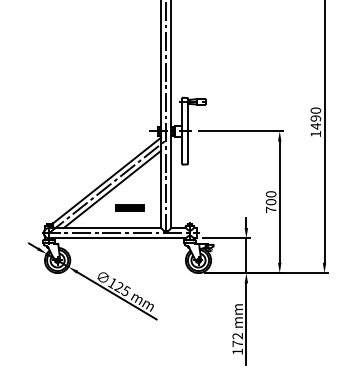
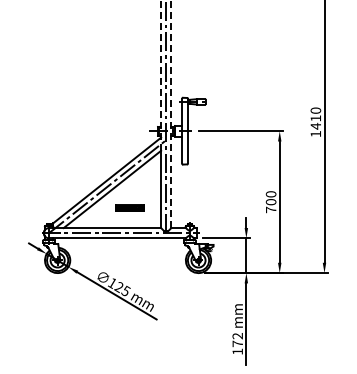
line: solid -> dashed (161, 75)
line: solid -> dashed (171, 114)
text: 1490 -> 1410 (315, 118)
